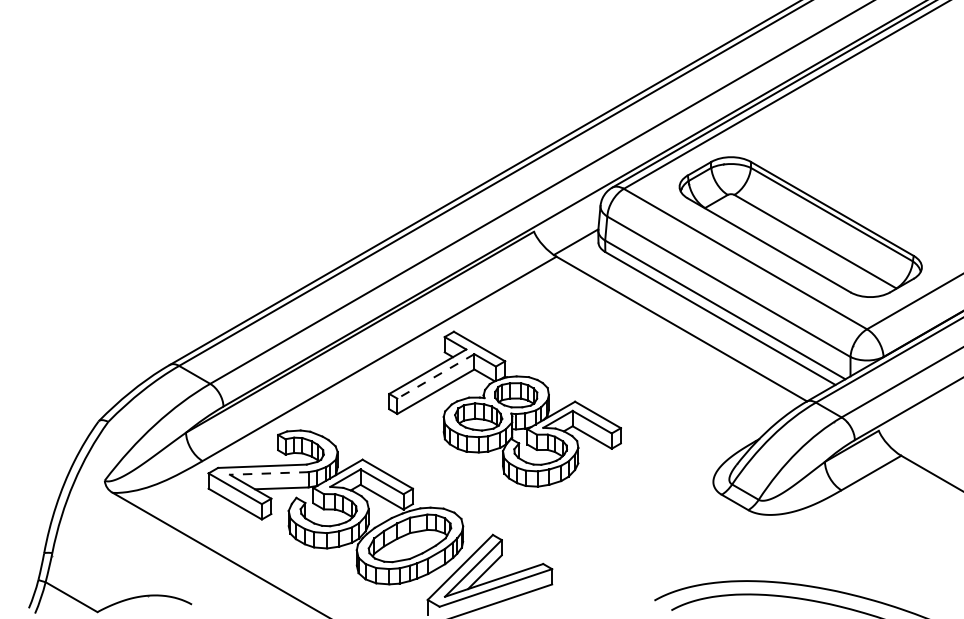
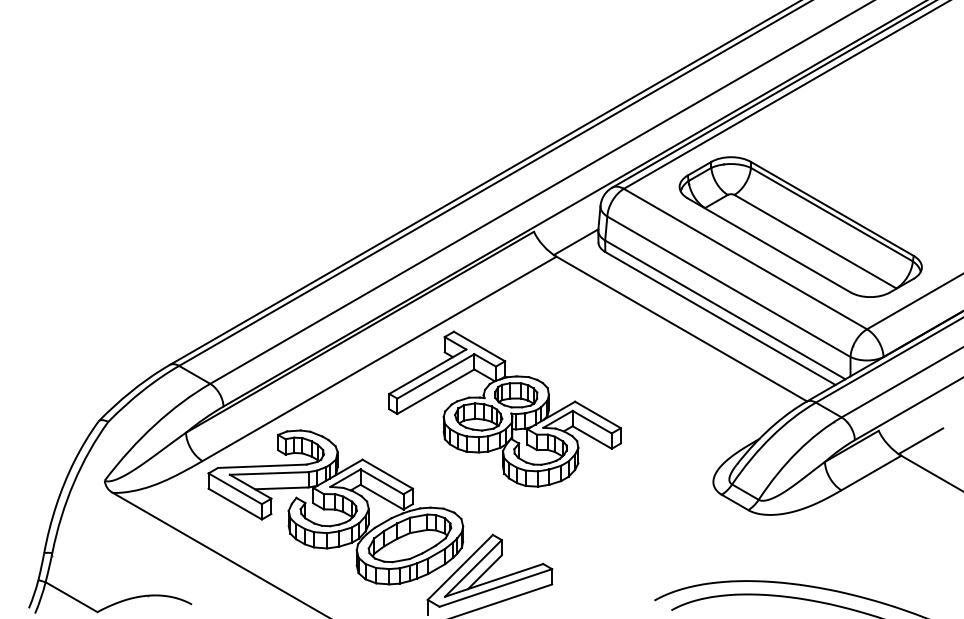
line: dashed -> solid (435, 376)
line: none -> present (920, 441)
line: dashed -> solid (268, 473)
